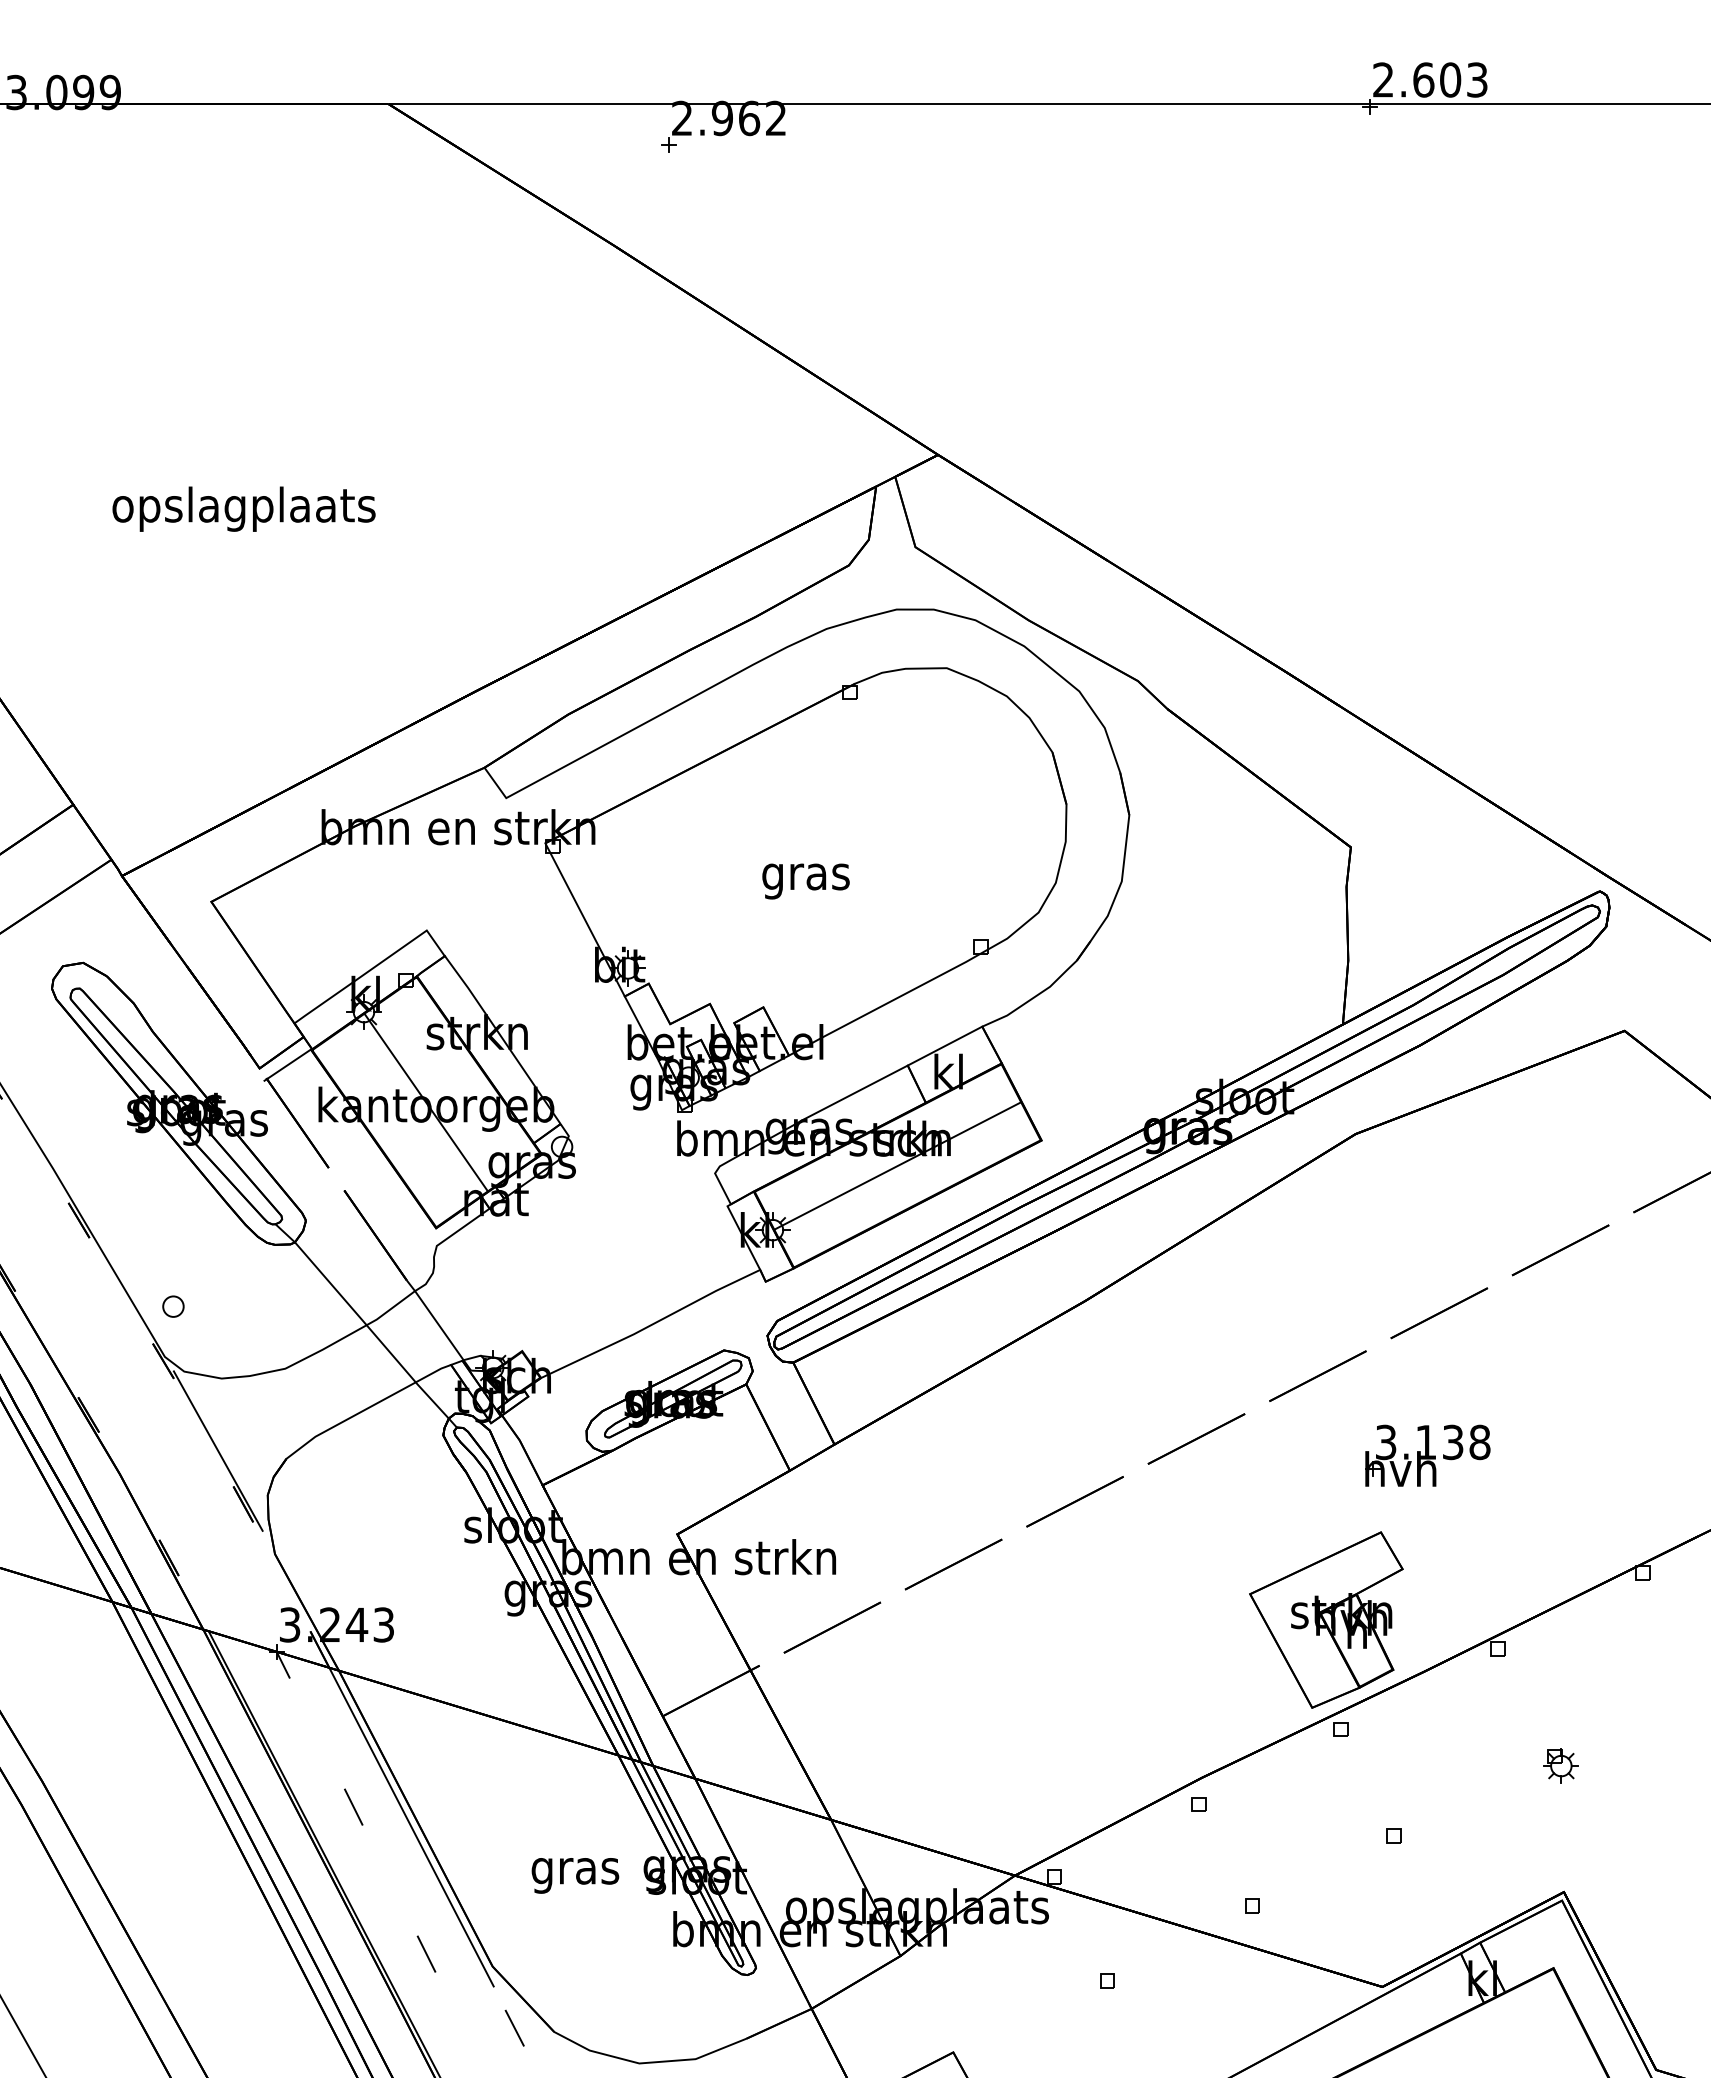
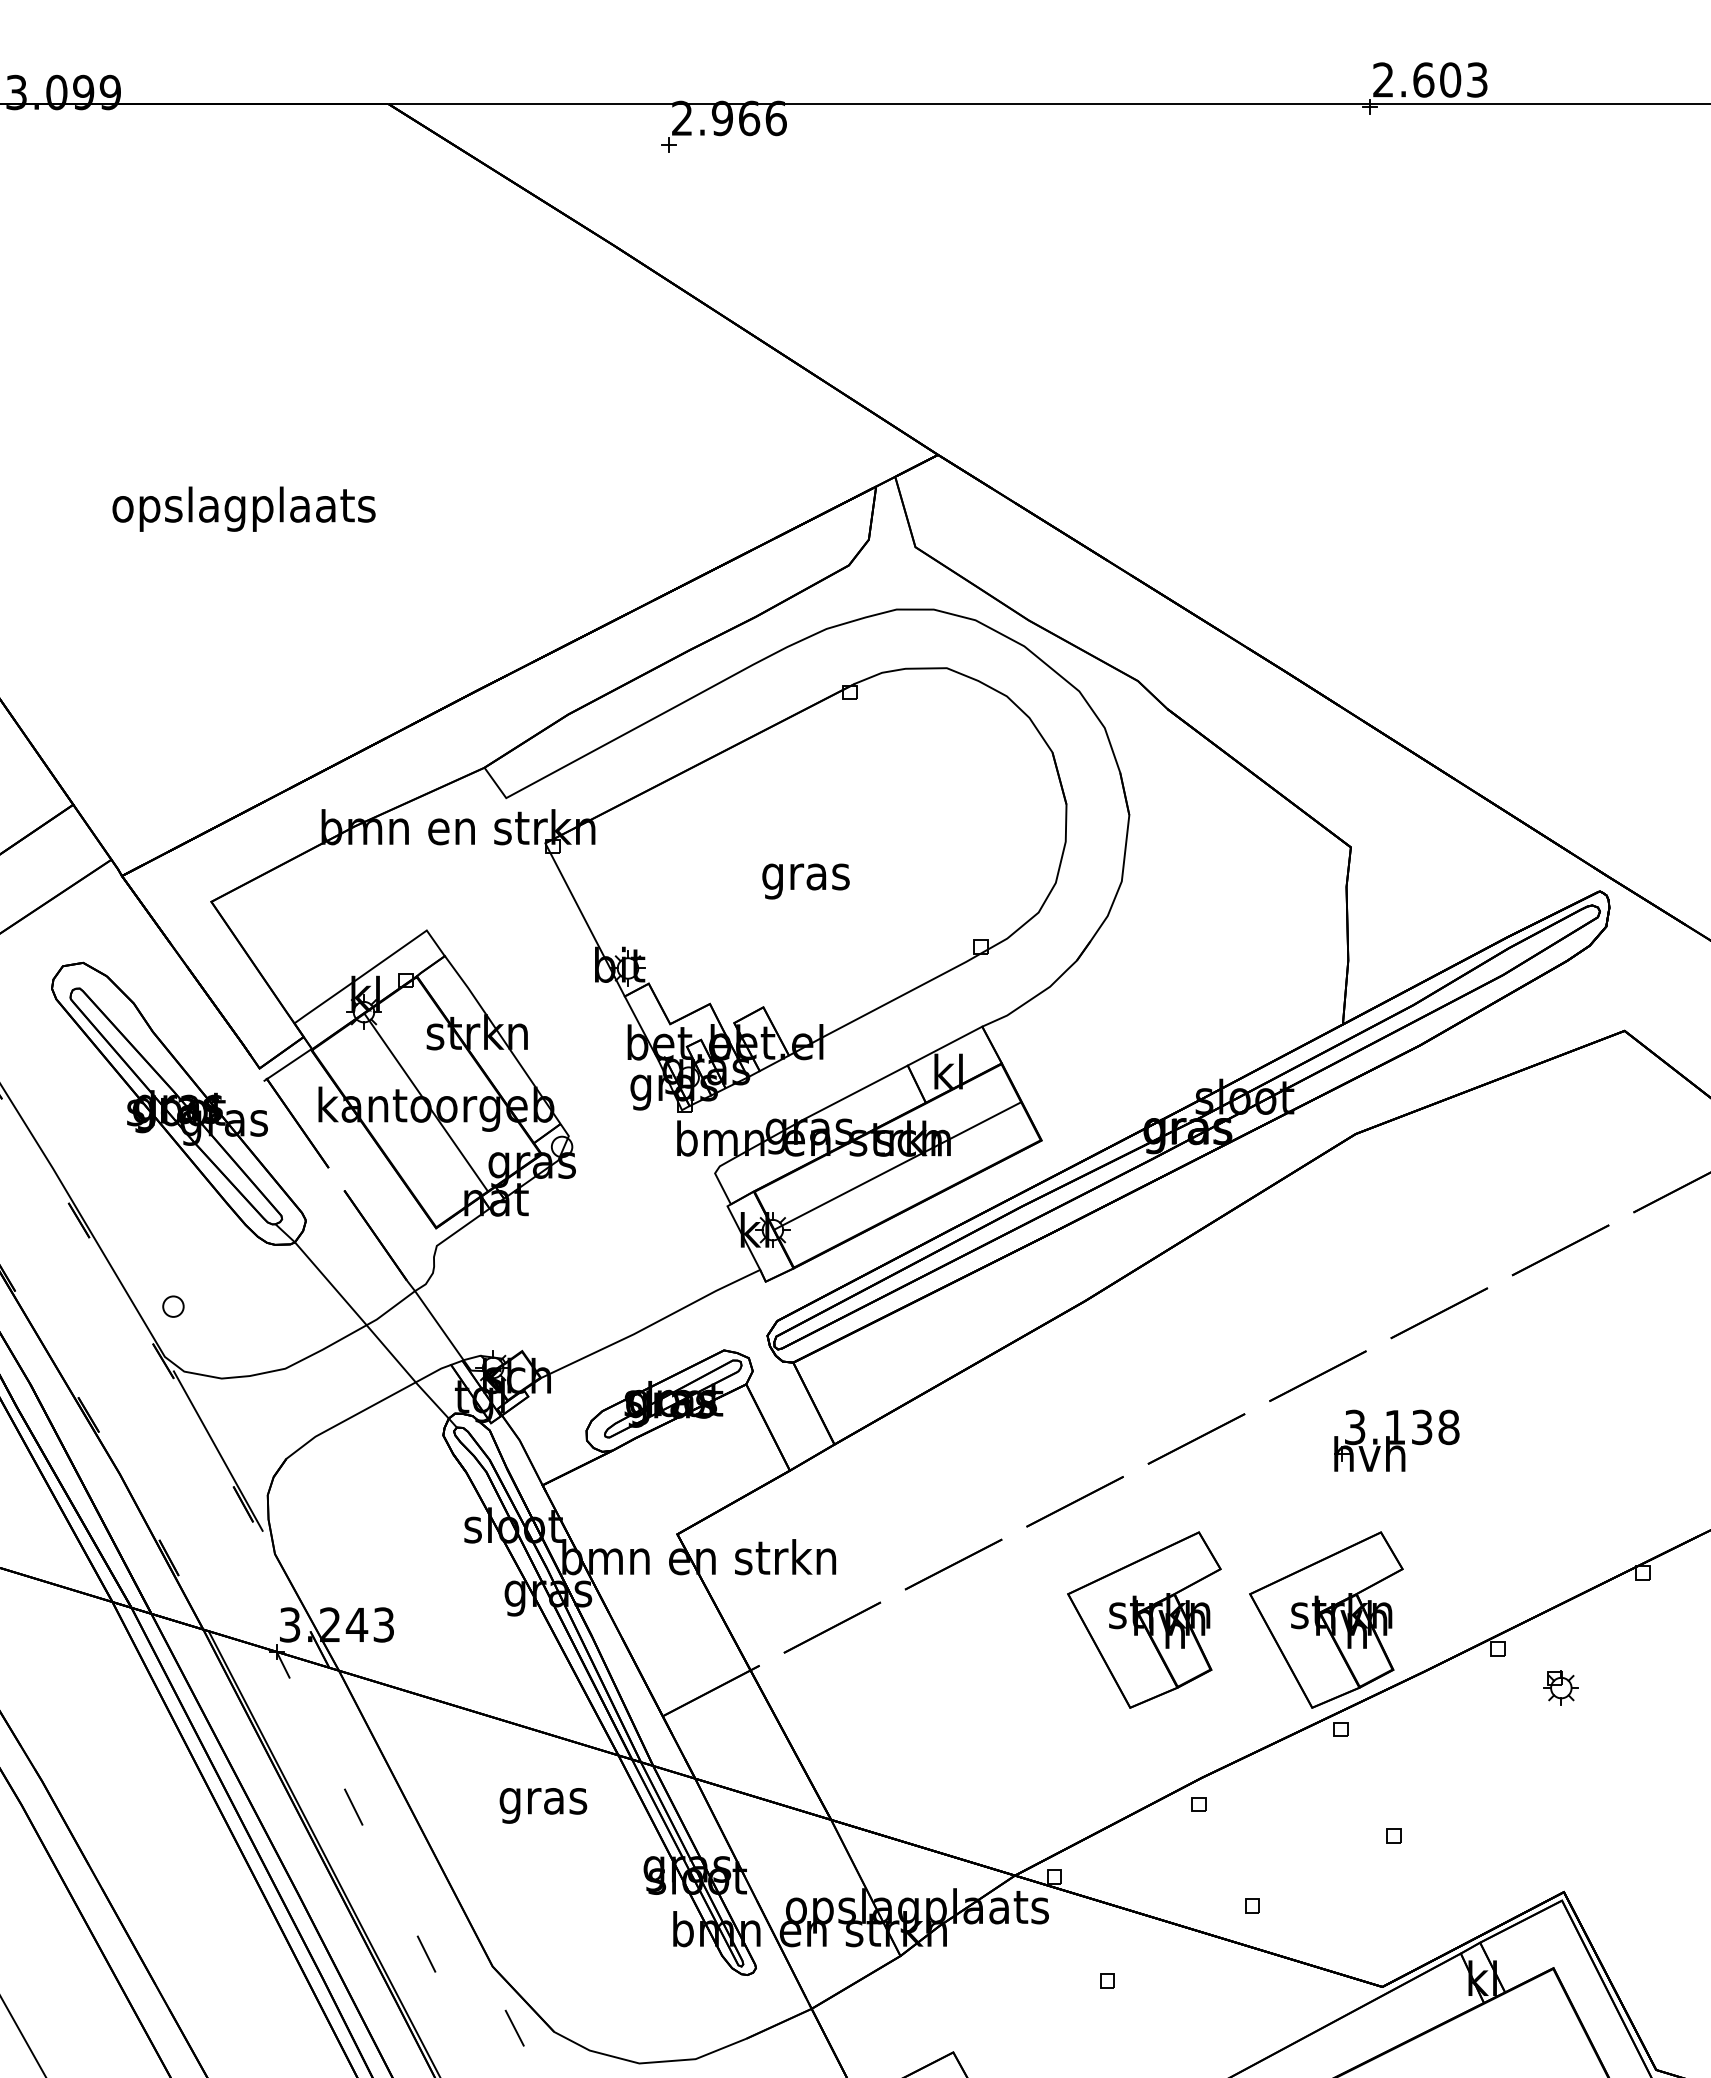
text: 2.962 -> 2.966 (775, 118)
part position: (1427, 1455) -> (1396, 1440) (1396, 1440)
part: none -> present (1144, 1619)
part position: (1560, 1765) -> (1560, 1687) (1560, 1687)
line: present -> none (411, 1826)
text position: (575, 1875) -> (543, 1805) (543, 1805)
